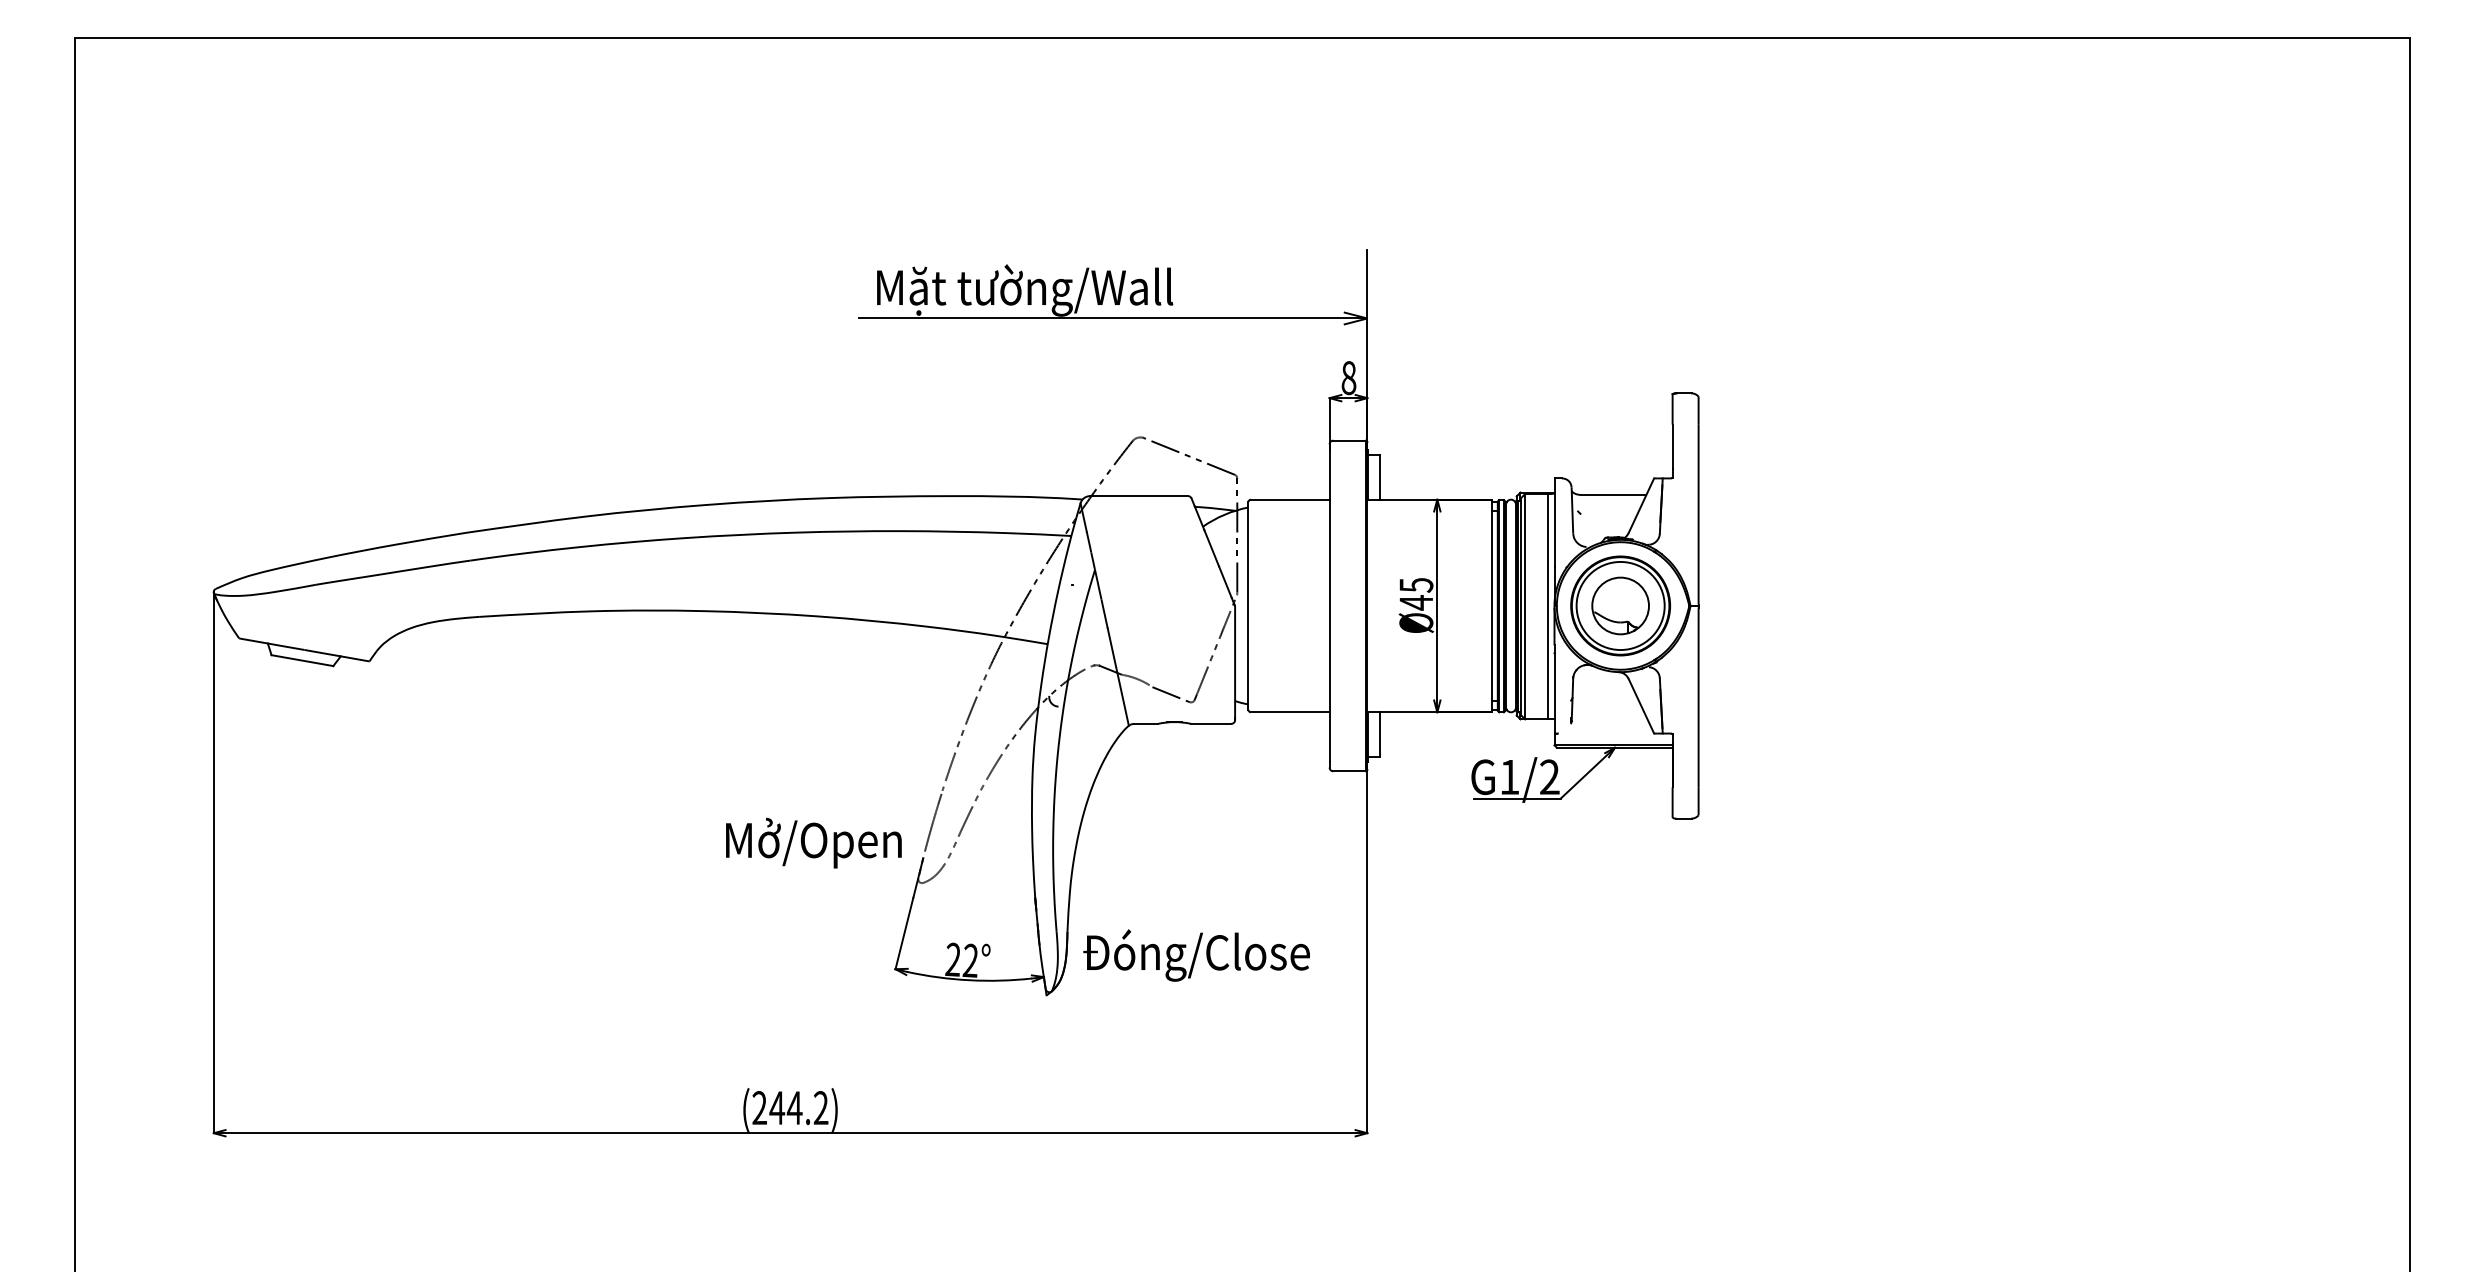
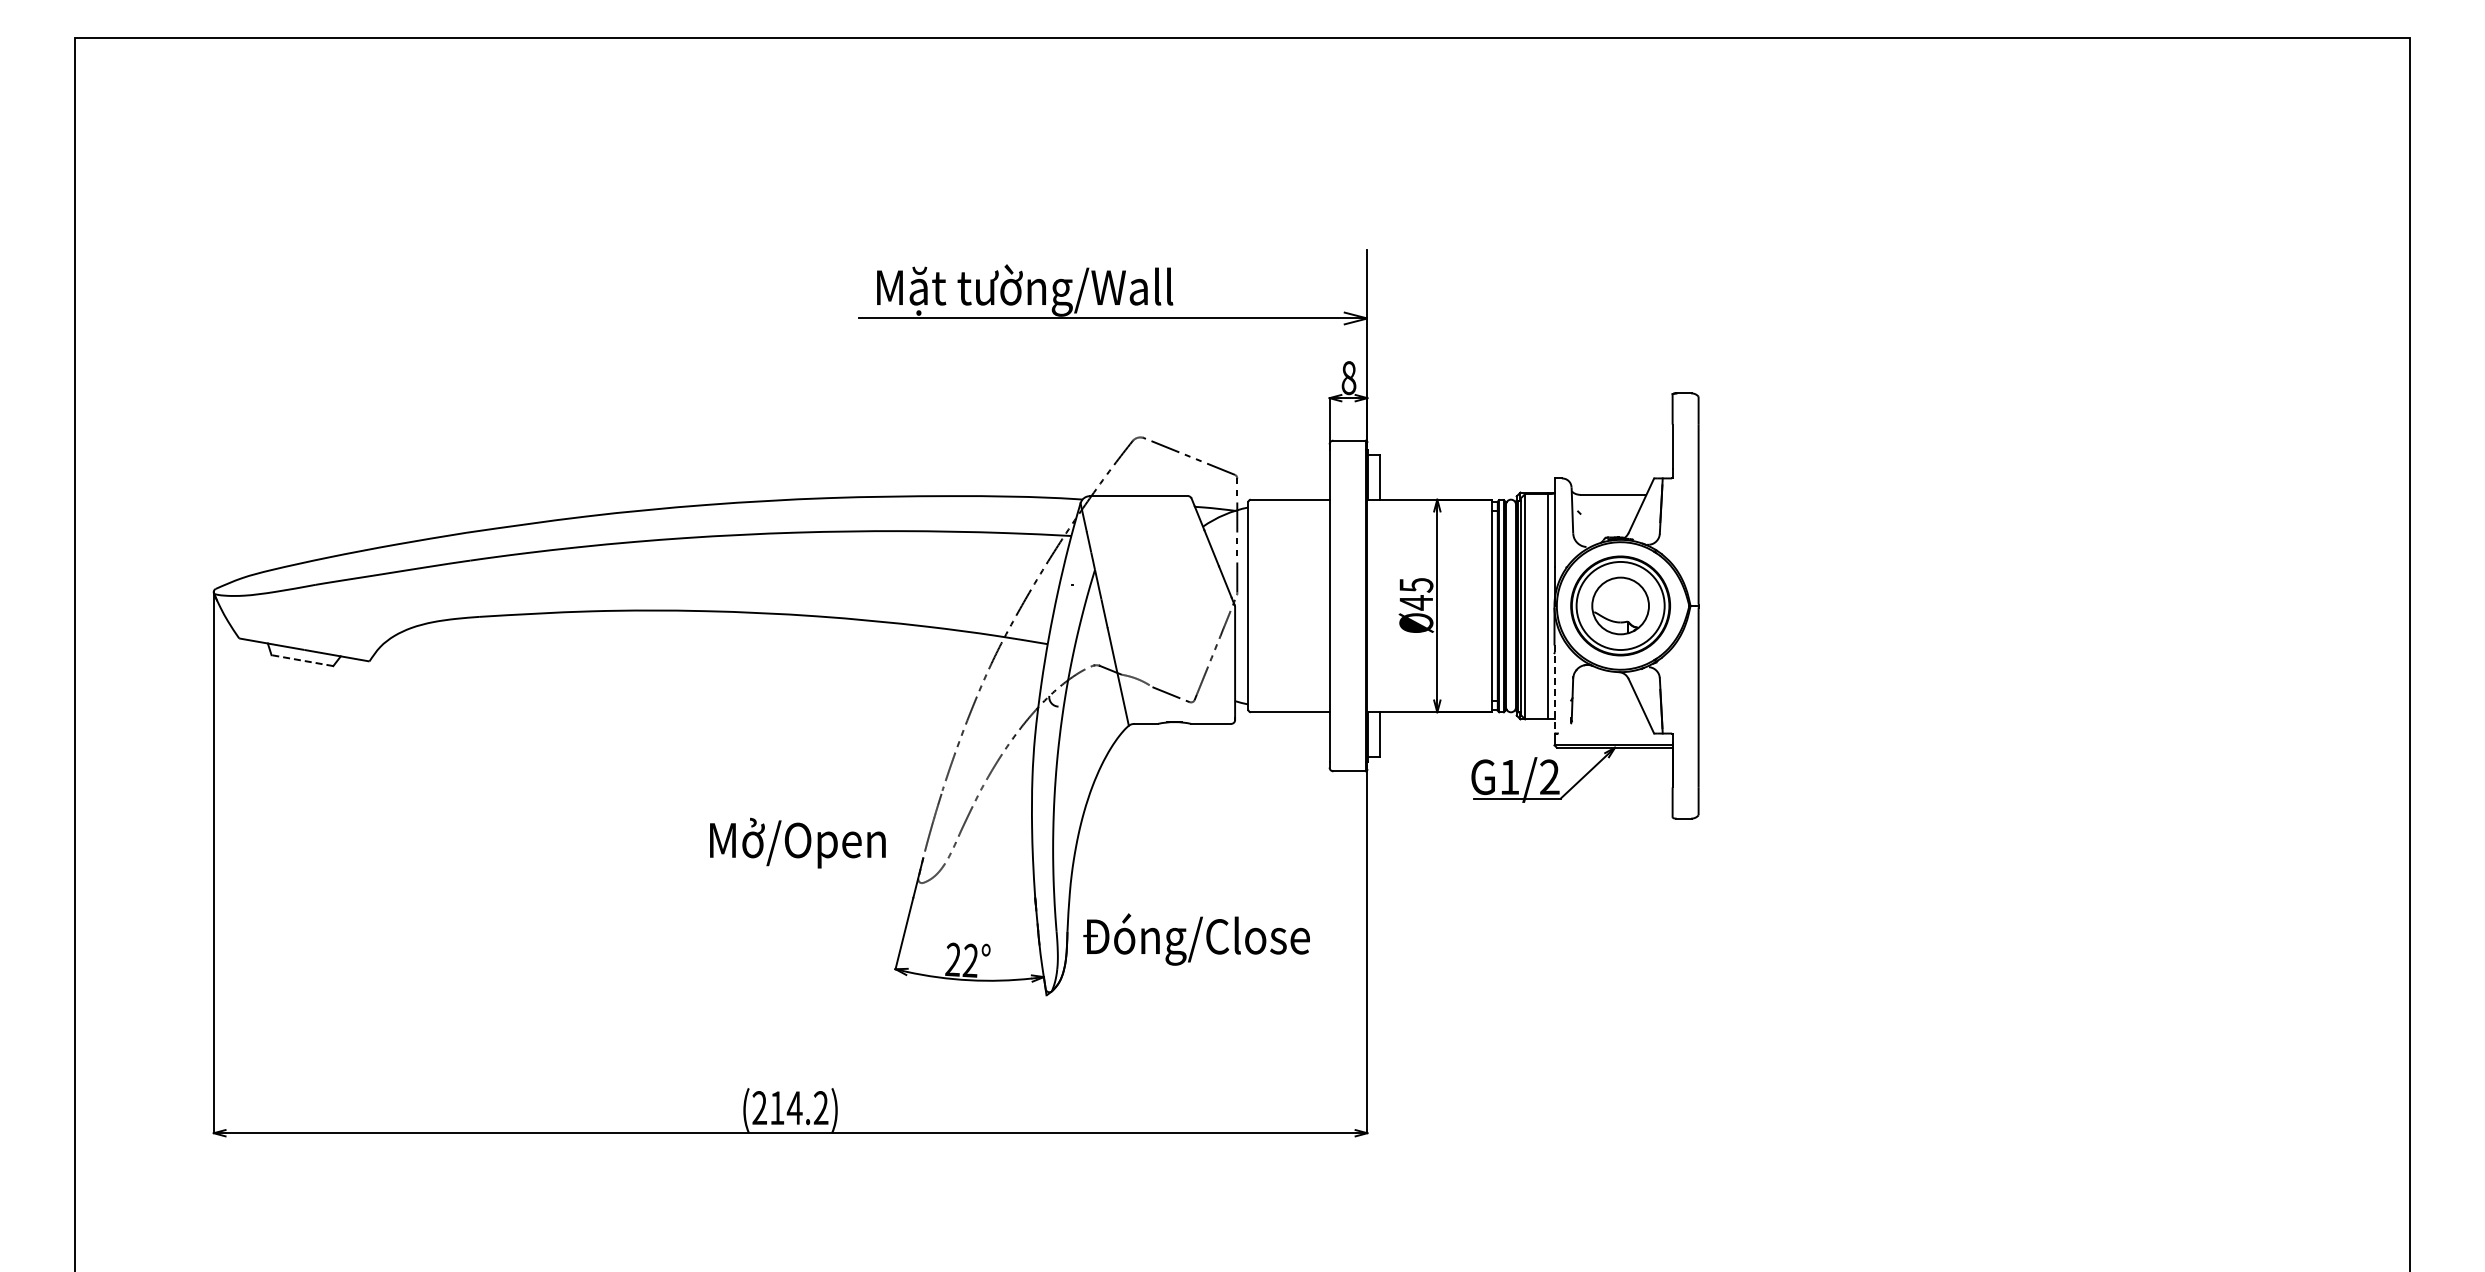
line: solid -> dashed (301, 660)
line: solid -> dashed (1554, 689)
text position: (813, 842) -> (797, 842) (797, 842)
text position: (1196, 955) -> (1196, 939) (1196, 939)
text: (244.2) -> (214.2) (777, 1107)
